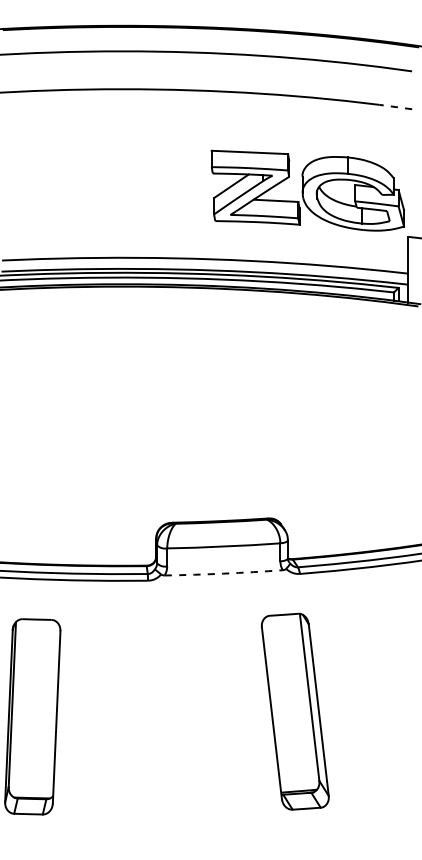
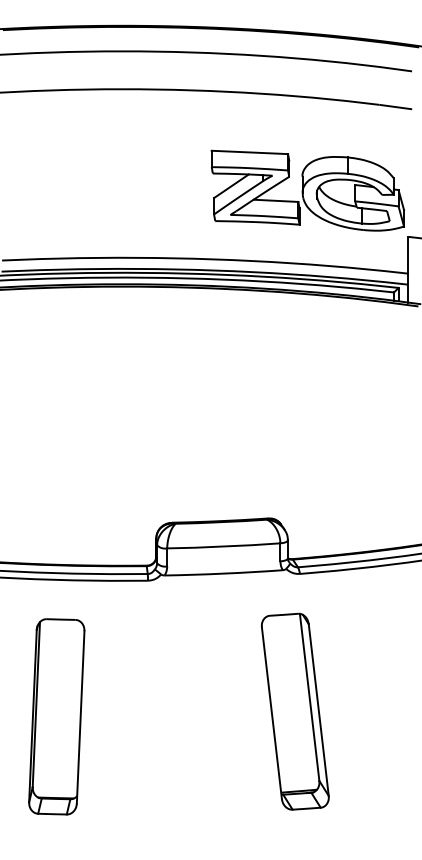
line: dashed -> solid (395, 107)
arc: dashed -> solid (223, 573)
part position: (32, 716) -> (56, 716) (56, 716)
